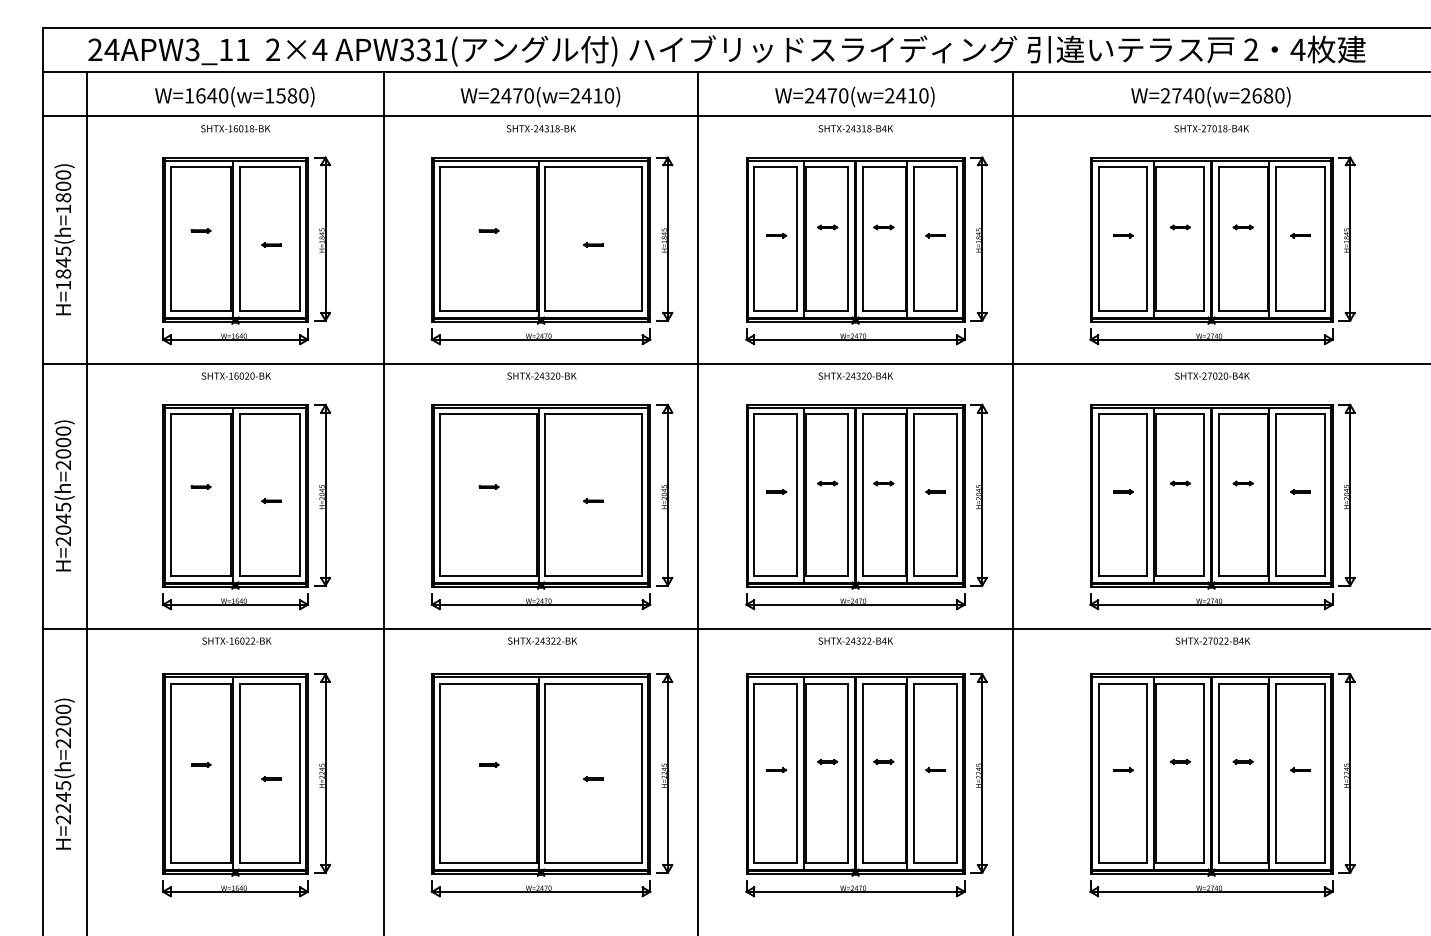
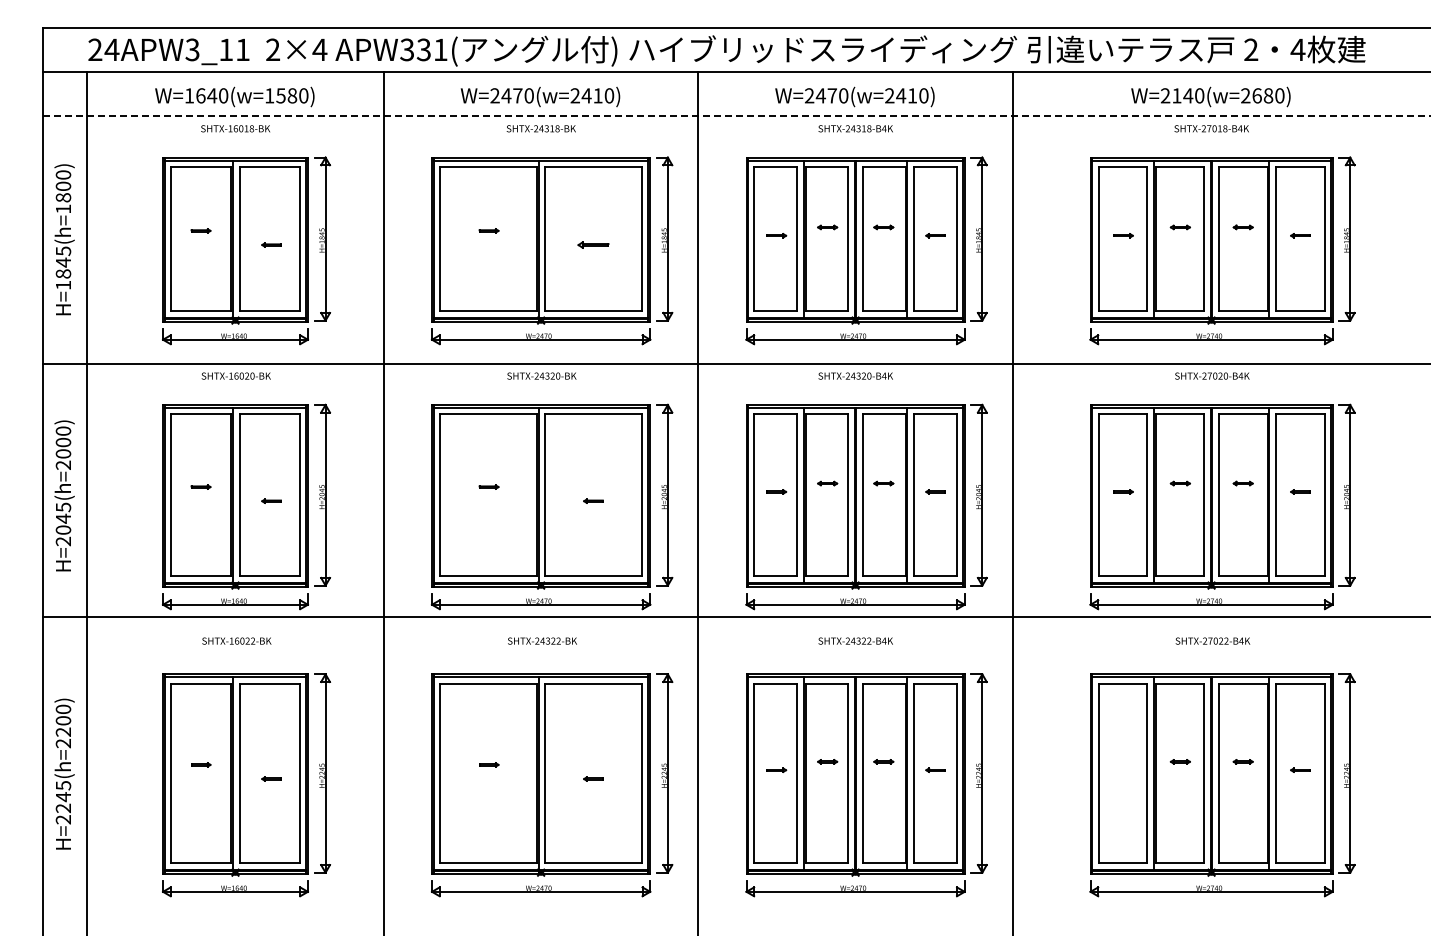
text: W=2740(w=2680) -> W=2140(w=2680) (1176, 95)
line: solid -> dashed (736, 116)
part size: 21x6 px -> 33x8 px (593, 244)
line position: (734, 628) -> (734, 616) (734, 616)
part: present -> none (1123, 769)
